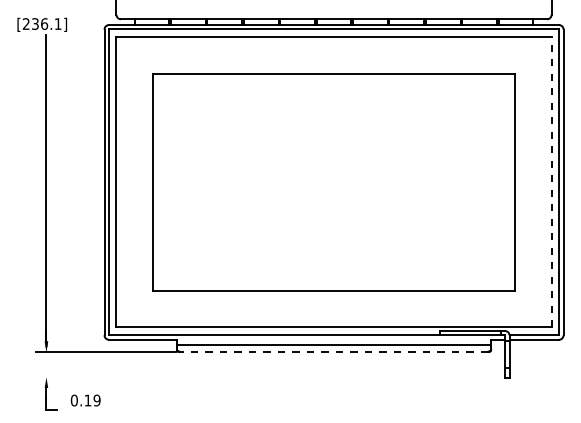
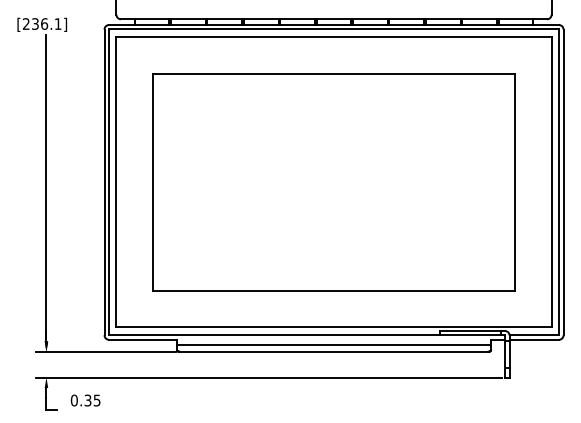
line: dashed -> solid (551, 181)
line: dashed -> solid (333, 351)
line: none -> present (268, 377)
text: 0.19 -> 0.35 (92, 400)
